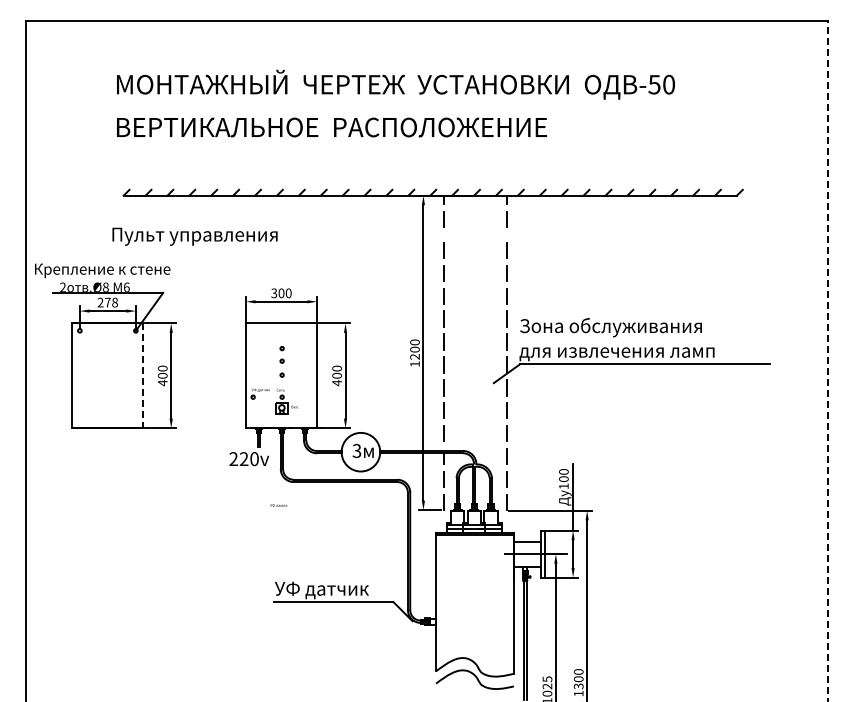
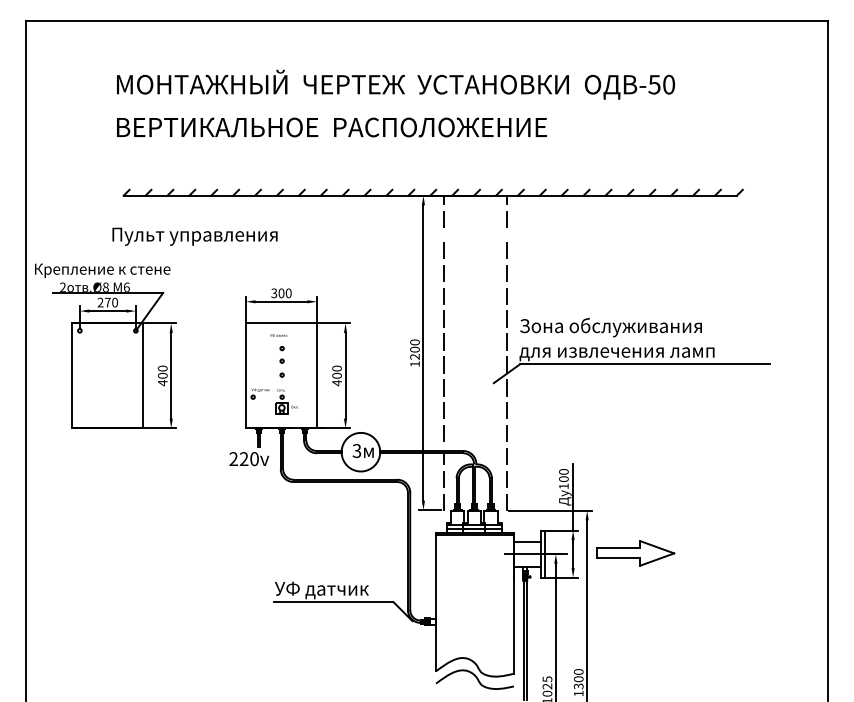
text: 278 -> 270 (115, 302)
line: dashed -> solid (828, 360)
line: dashed -> solid (142, 376)
text position: (278, 505) -> (278, 335) (278, 335)
part: none -> present (635, 553)
